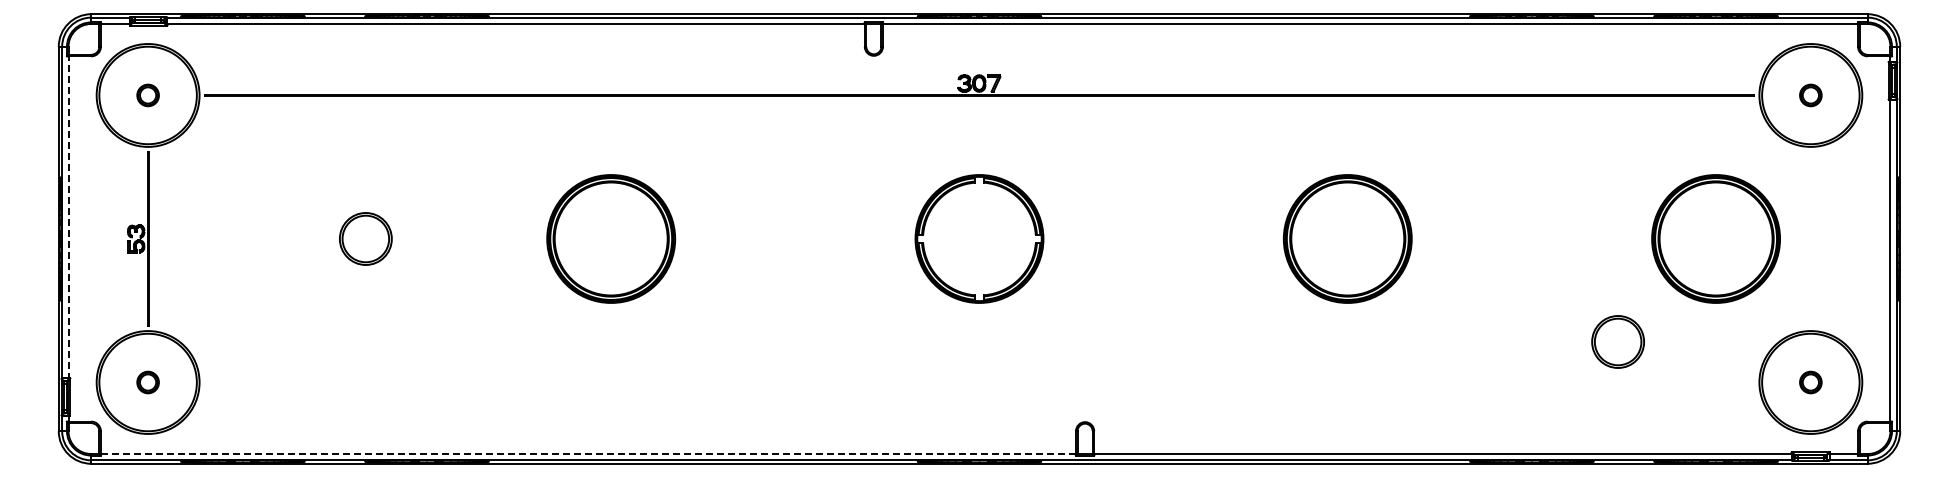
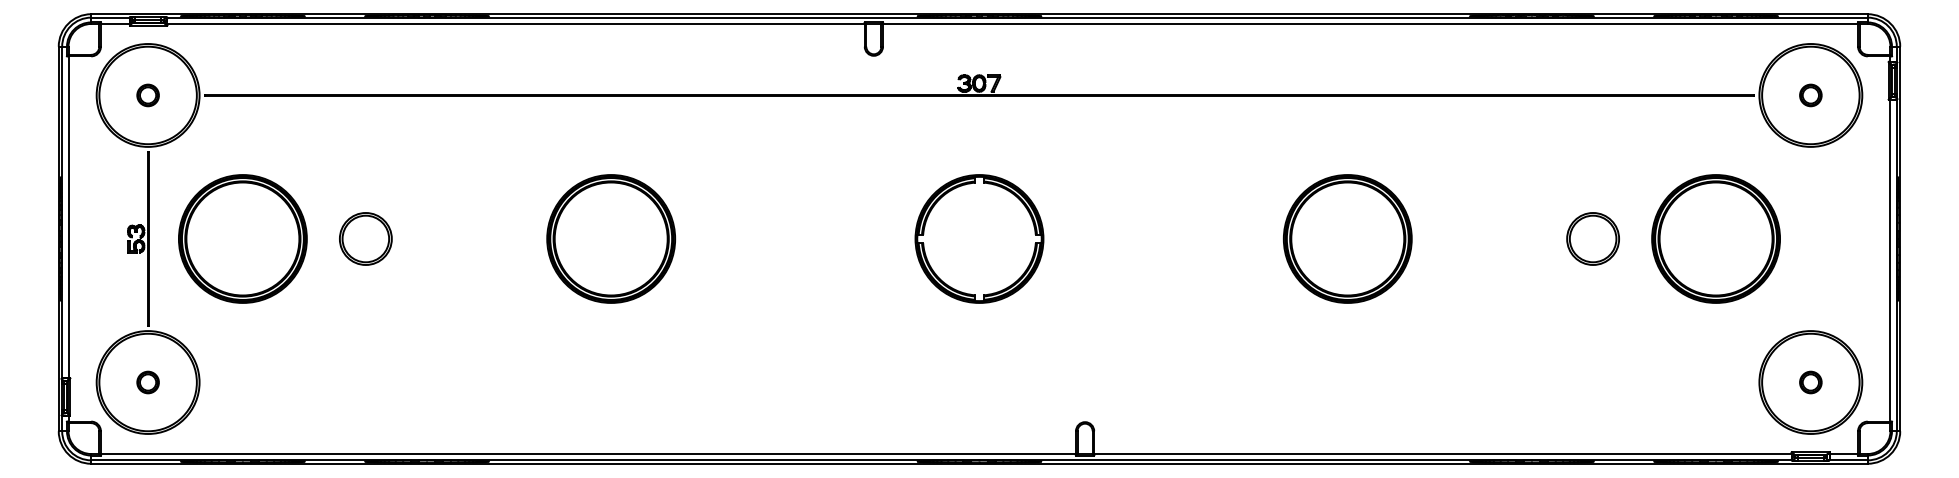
line: dashed -> solid (68, 218)
part: none -> present (242, 238)
part position: (1617, 341) -> (1592, 238) (1592, 238)
line: dashed -> solid (588, 453)
